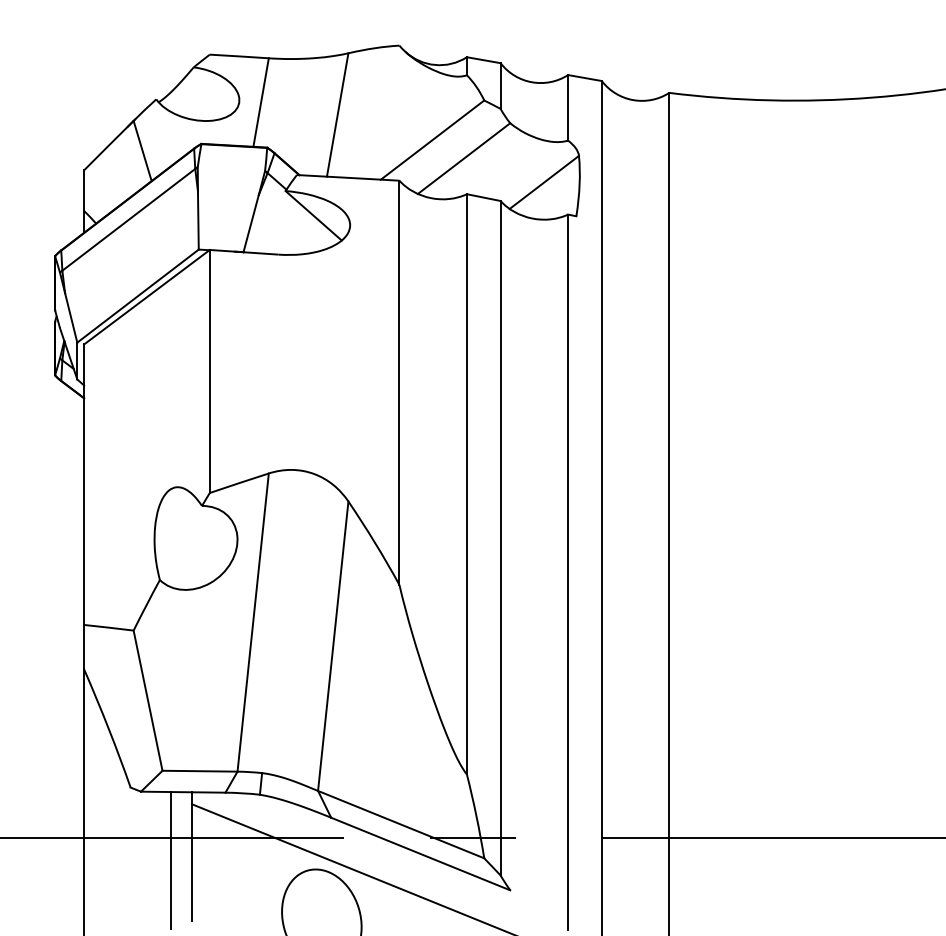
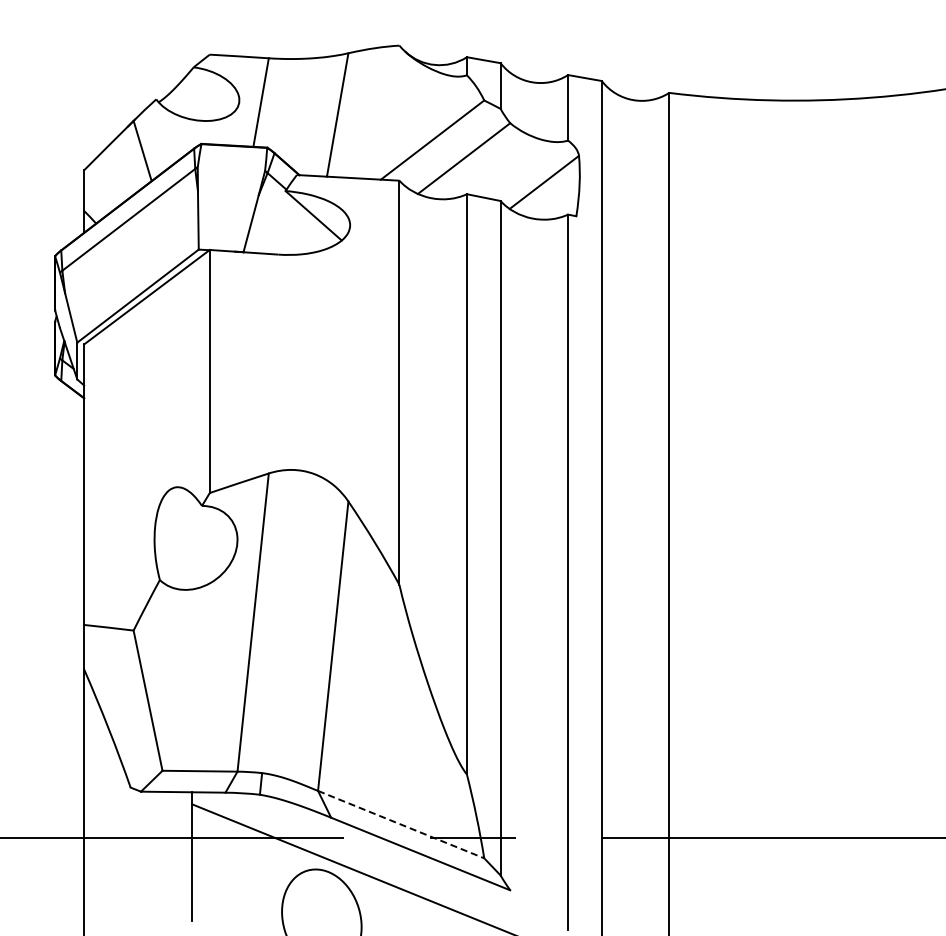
line: solid -> dashed (401, 824)
line: present -> none (171, 860)
